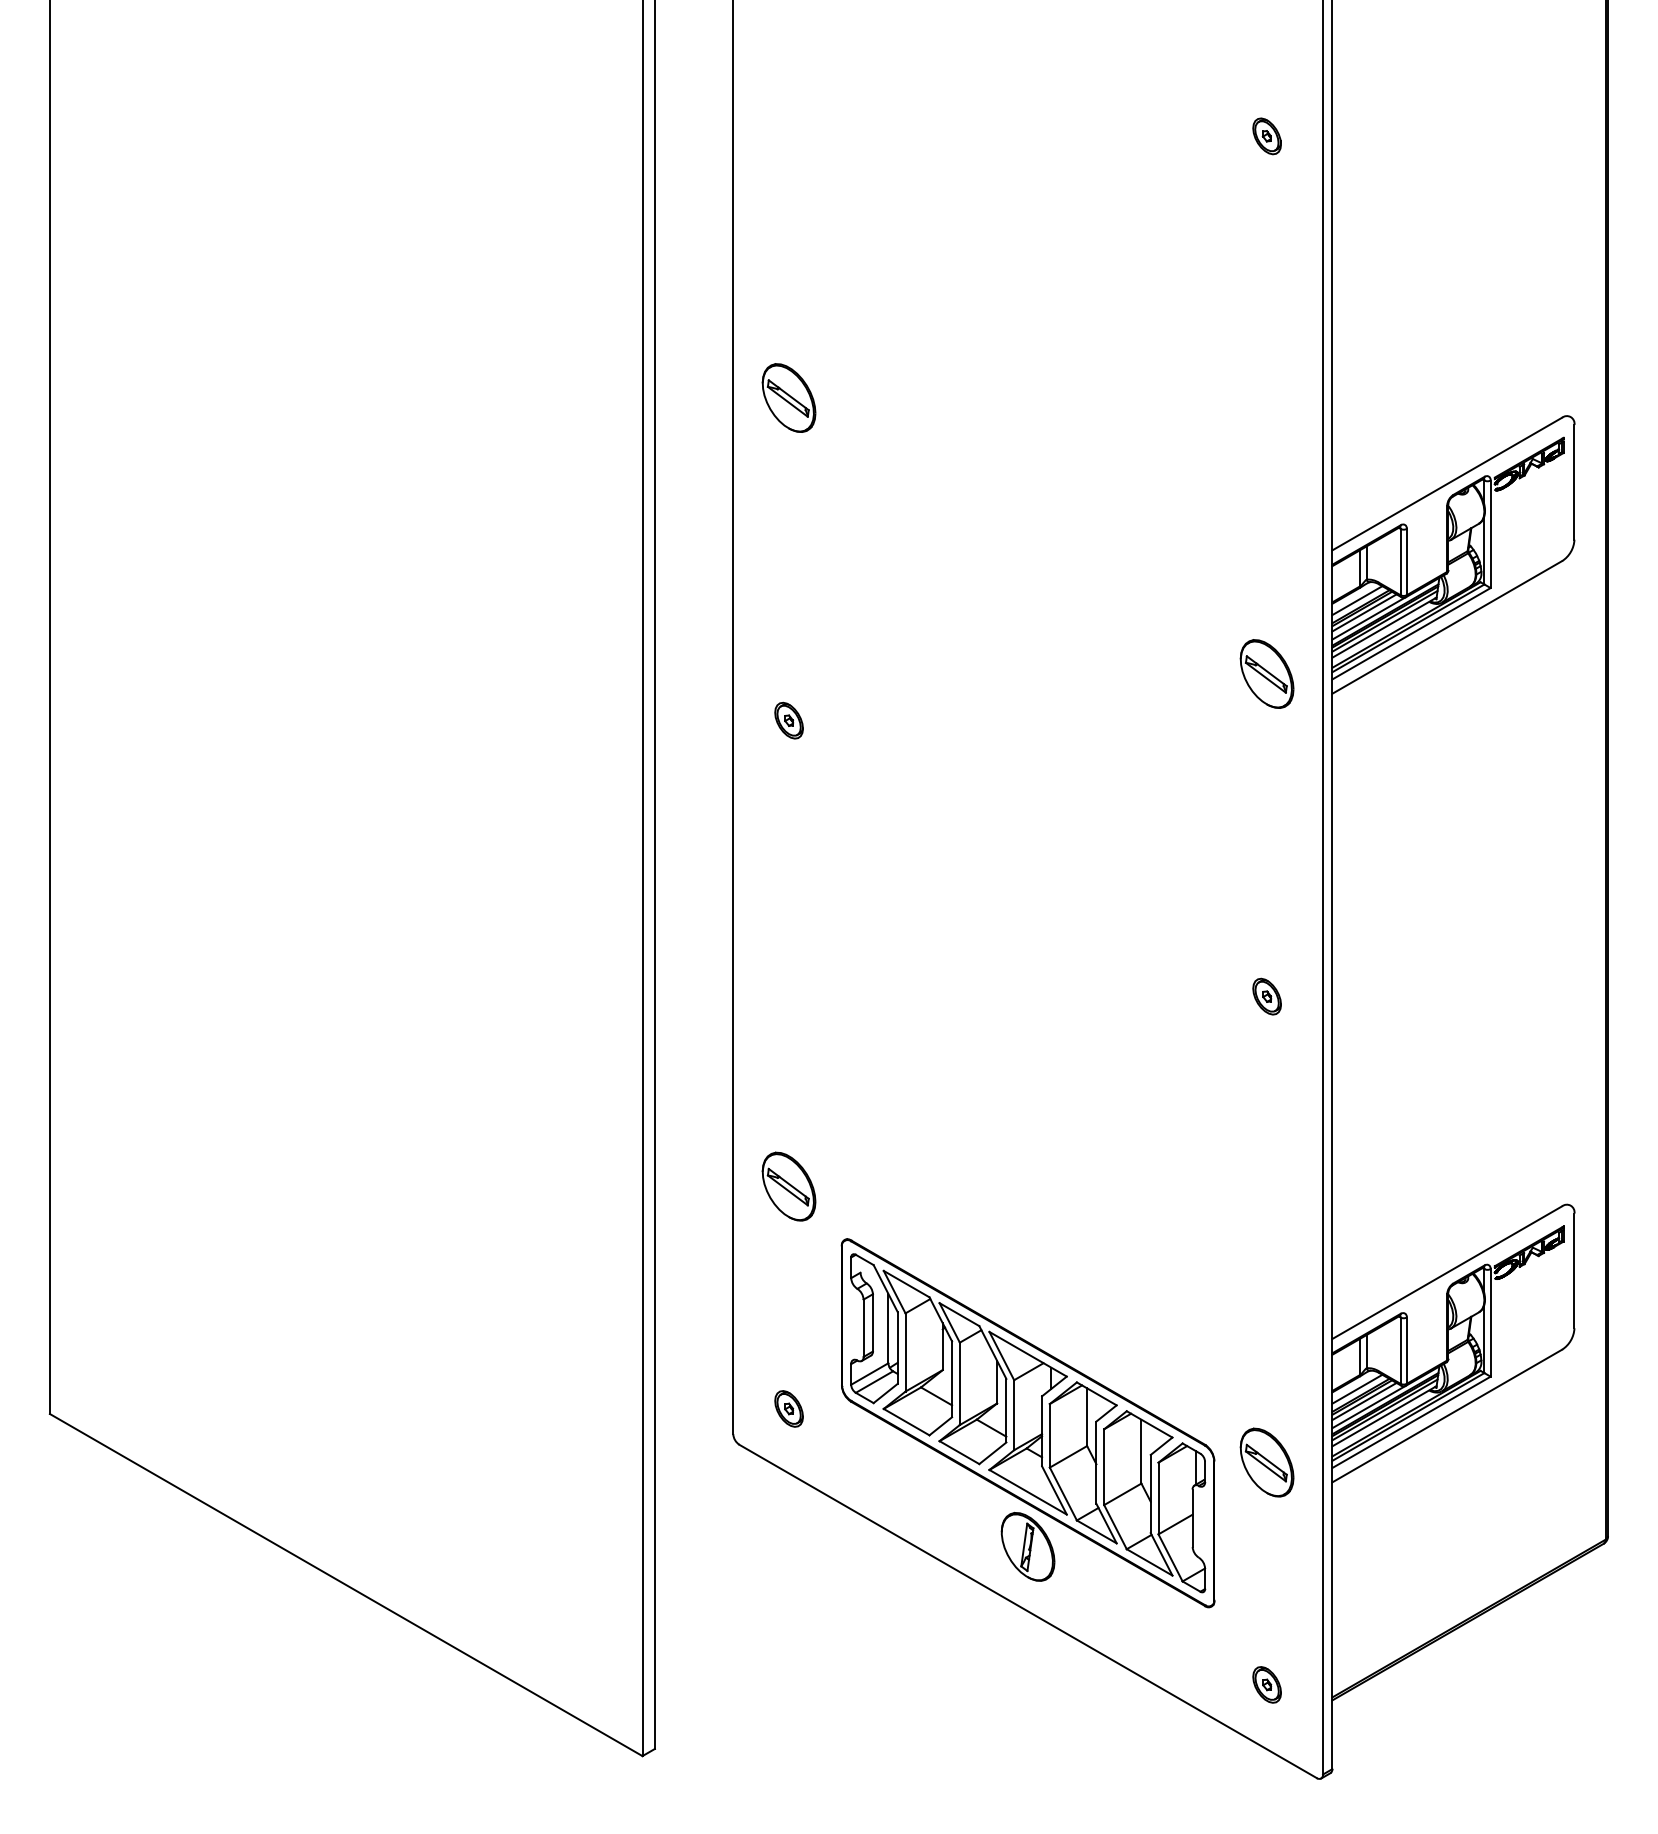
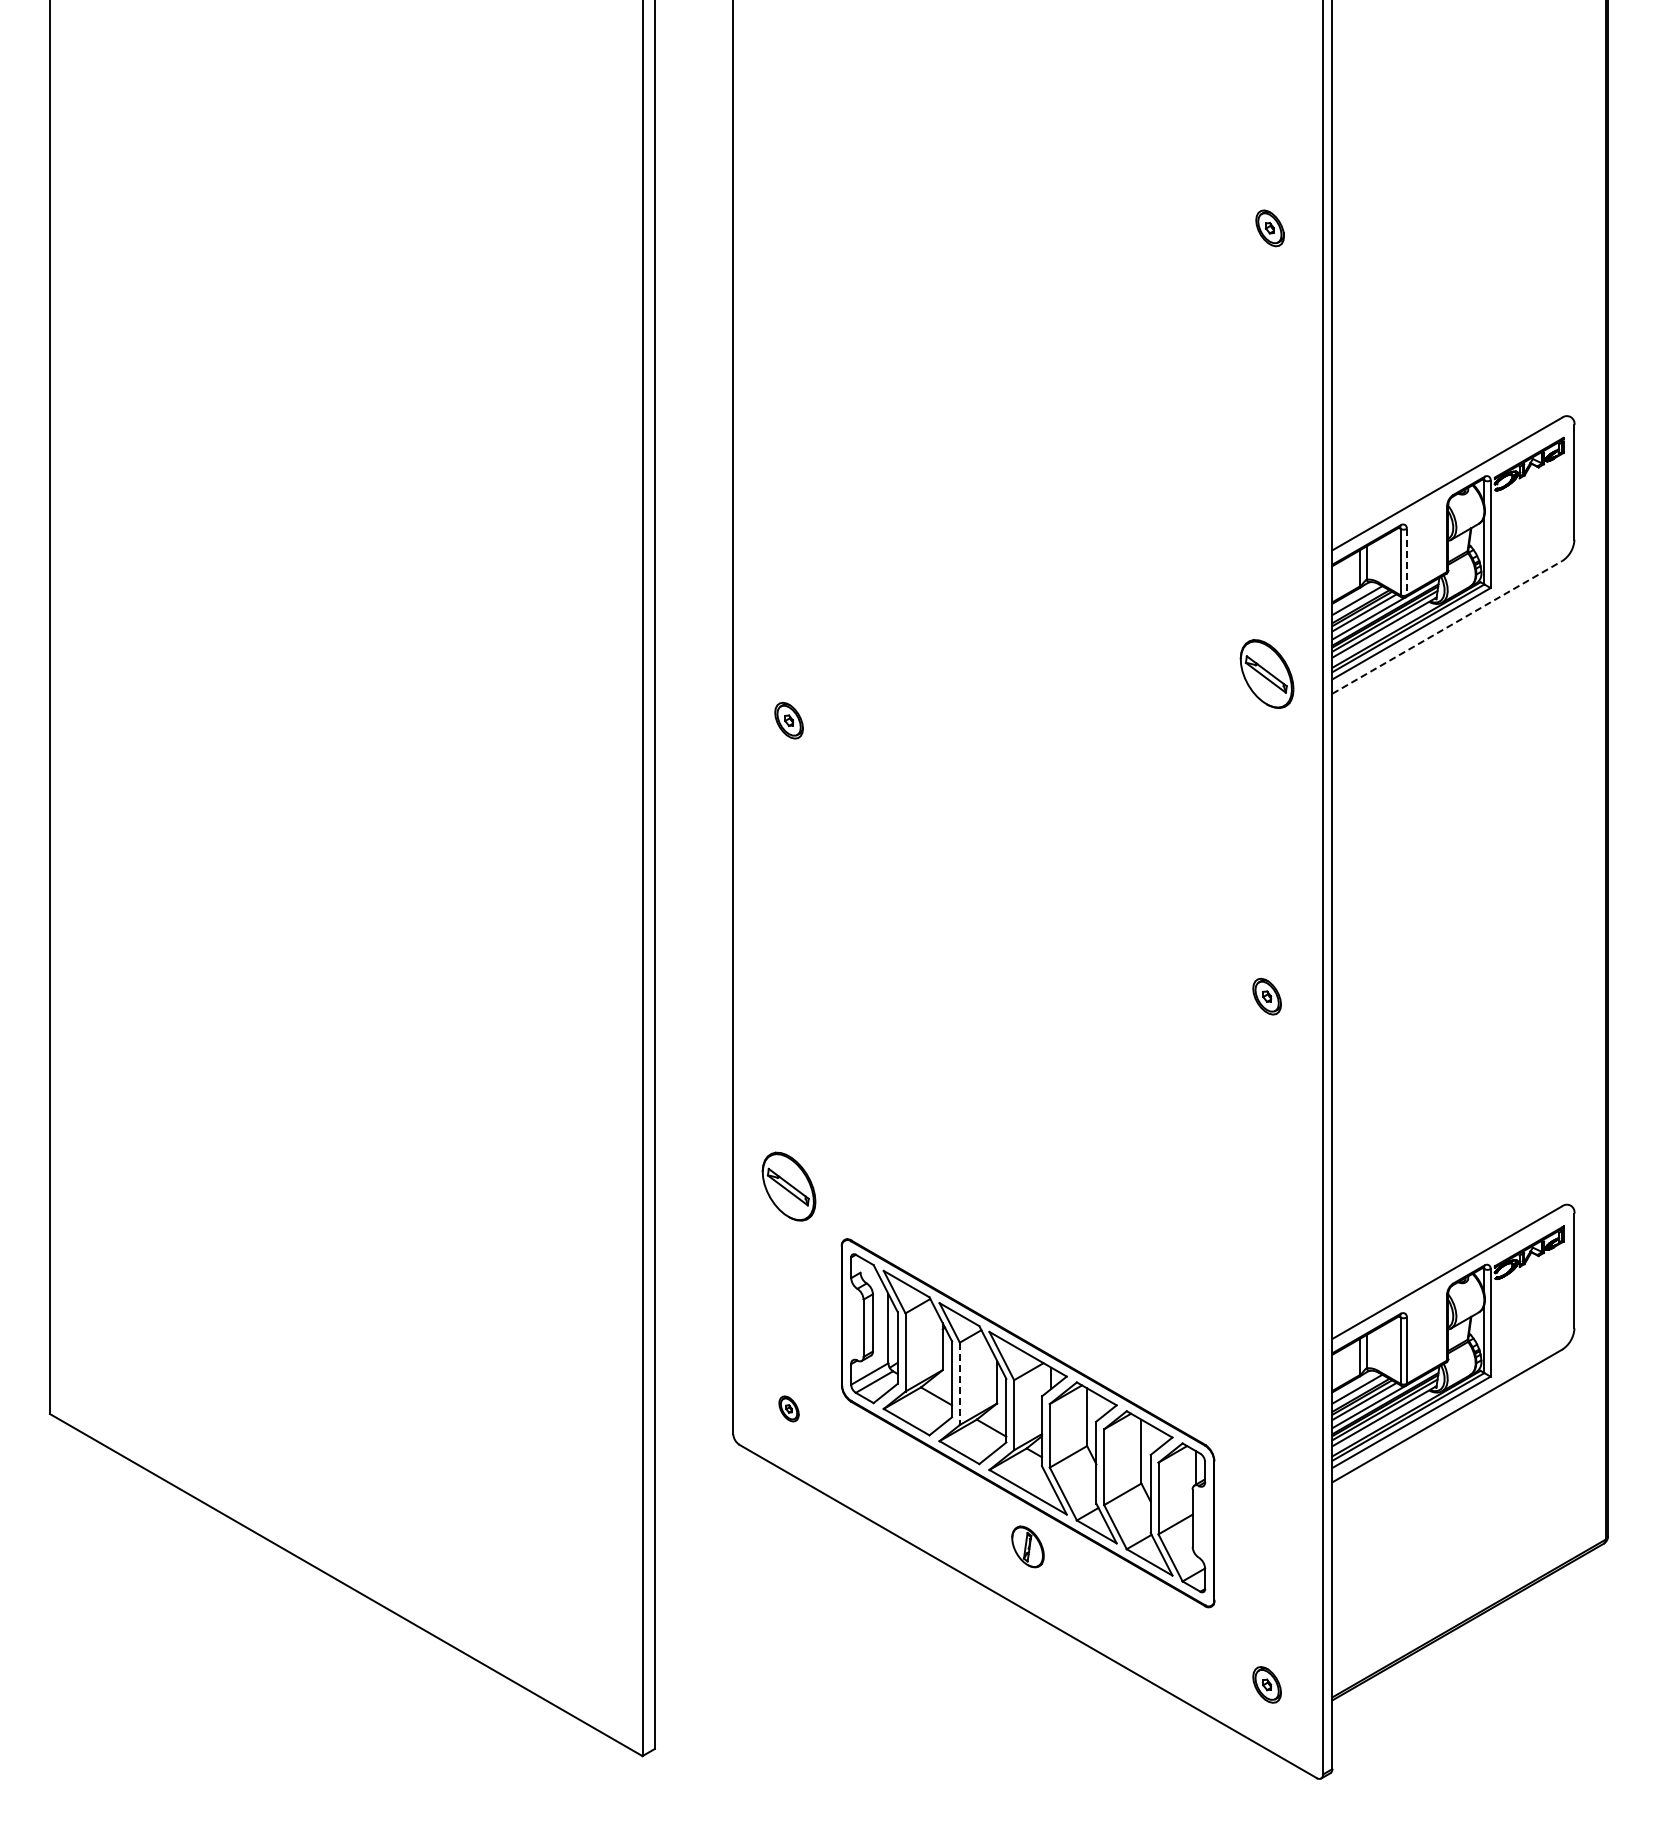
part position: (1266, 136) -> (1269, 228) (1269, 228)
part: present -> none (788, 397)
line: solid -> dashed (1406, 562)
line: solid -> dashed (1447, 627)
line: solid -> dashed (959, 1384)
part size: 30x38 px -> 22x28 px (788, 1408)
part: present -> none (1266, 1462)
part size: 56x70 px -> 34x44 px (1027, 1546)
